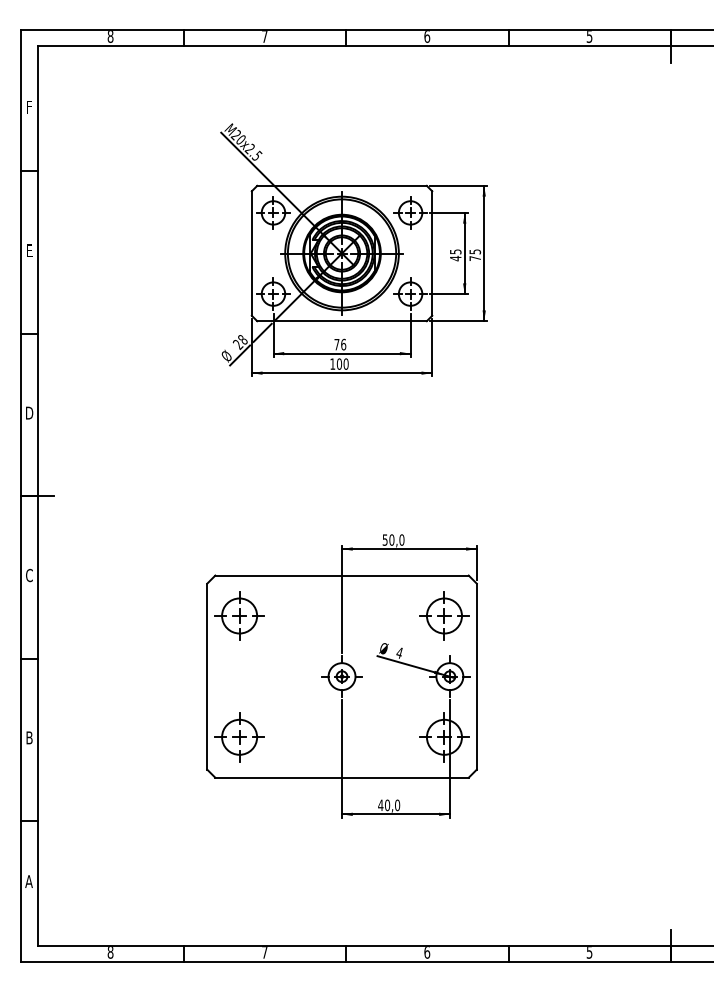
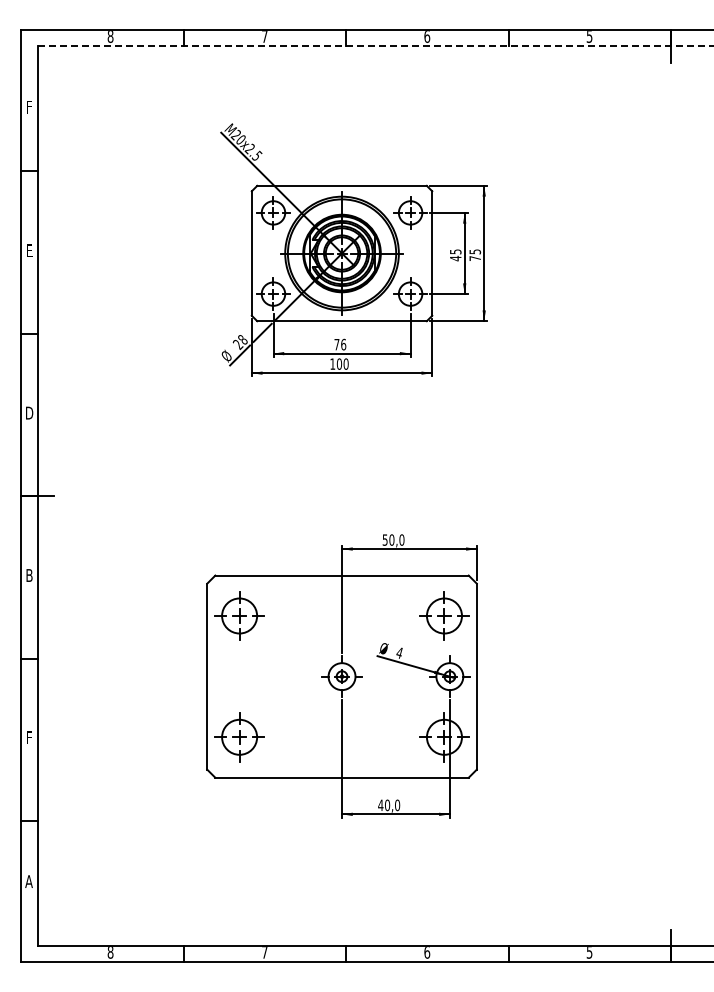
line: solid -> dashed (375, 46)
text: C -> B (29, 575)
text: B -> F (29, 737)
